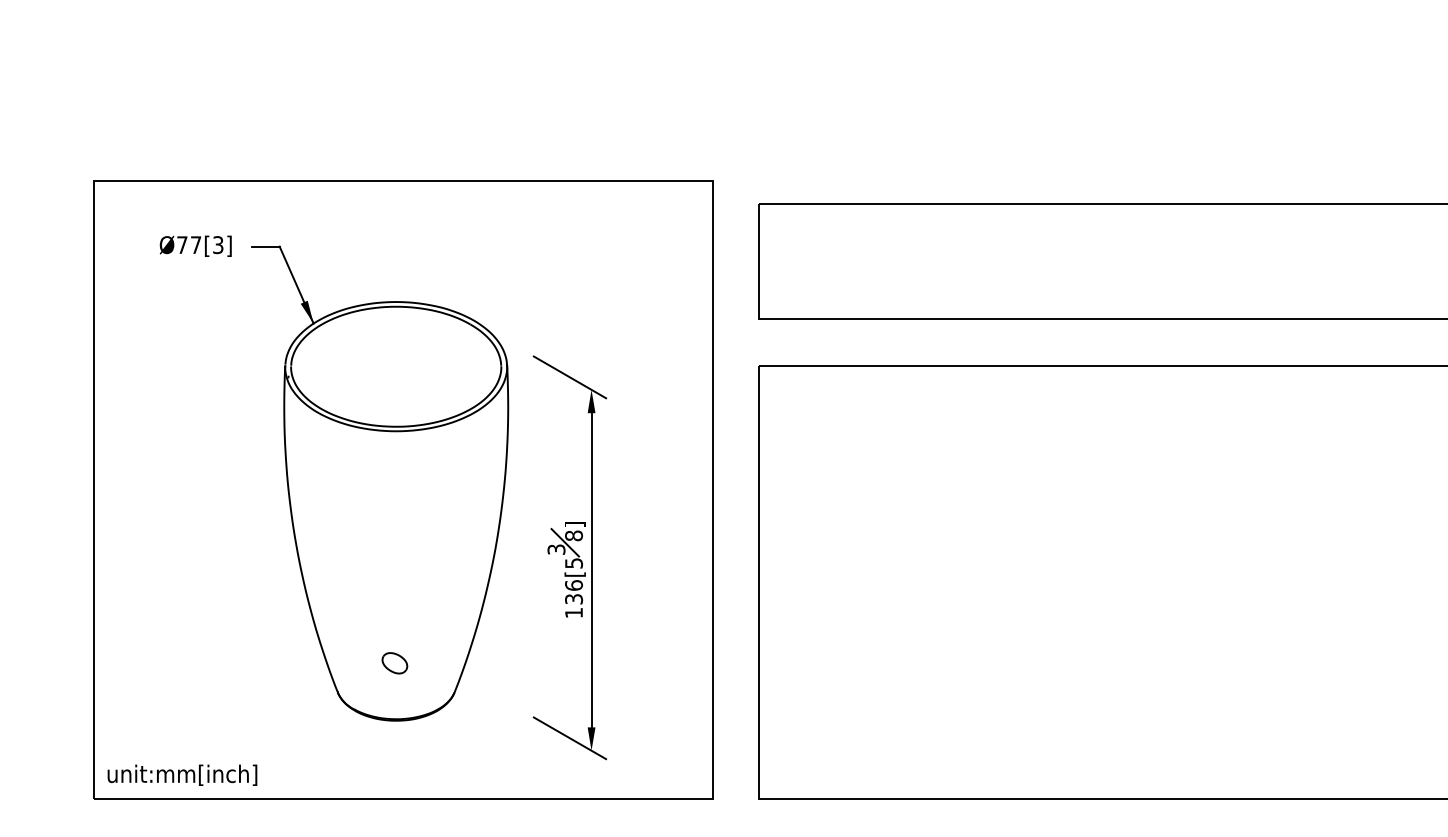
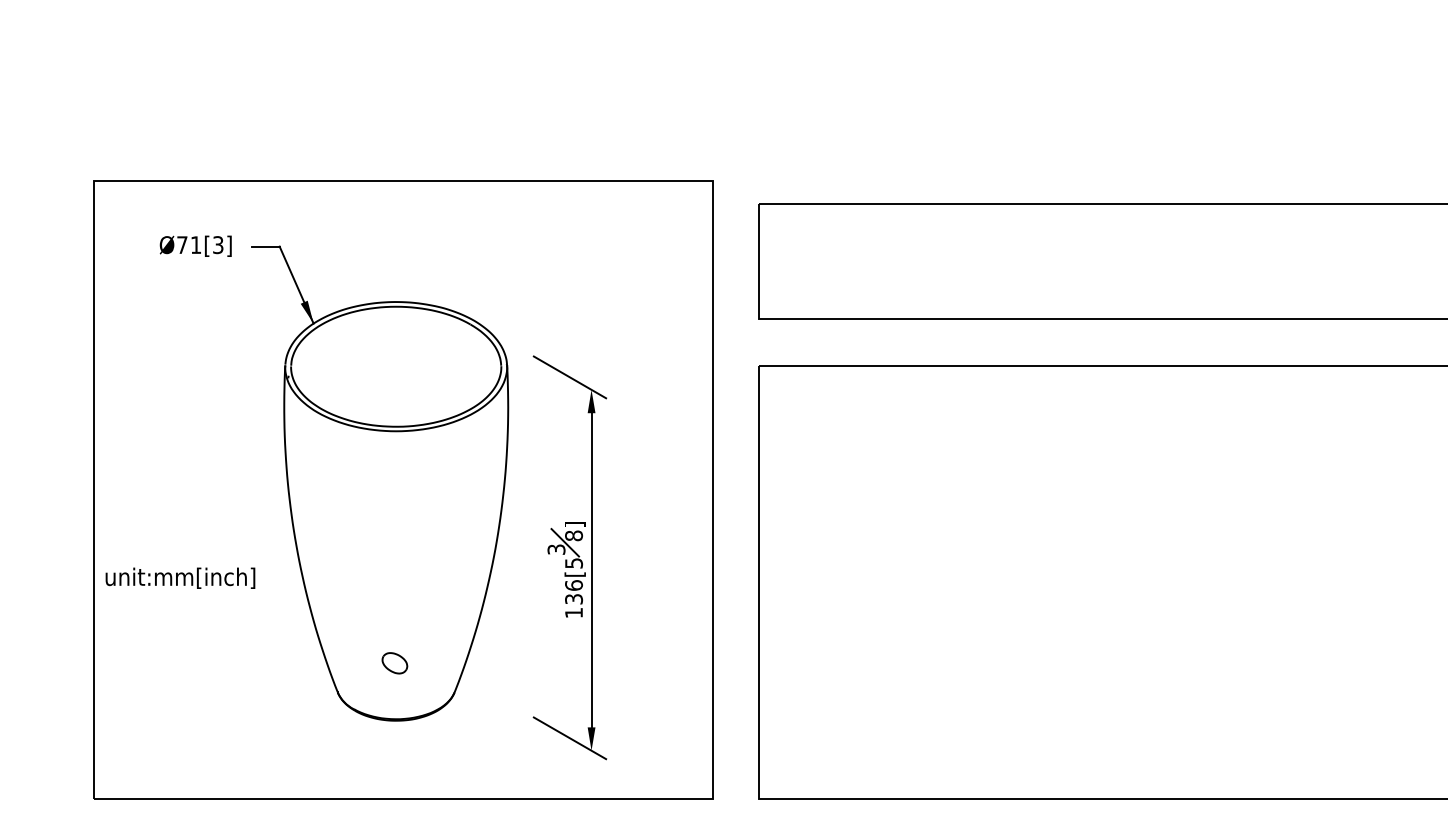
text: Ø77[3] -> Ø71[3] (196, 244)
text position: (182, 774) -> (180, 577) (180, 577)
